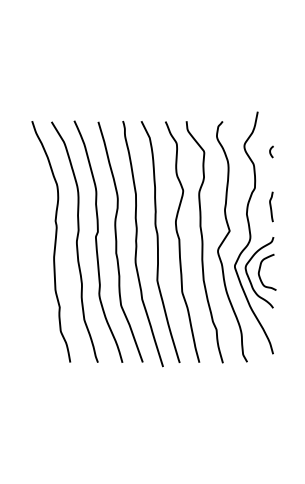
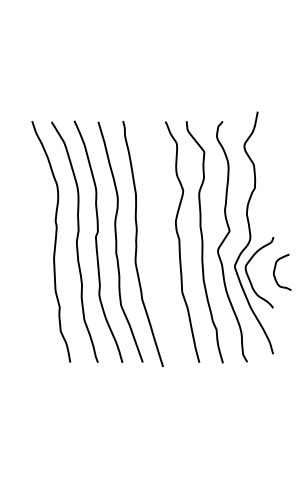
curve: present -> none (271, 150)
curve: present -> none (271, 206)
curve: present -> none (158, 241)
curve position: (260, 270) -> (275, 270) (275, 270)
